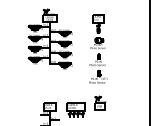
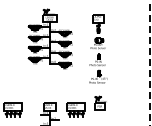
line: solid -> dashed (150, 63)
part: none -> present (12, 109)
